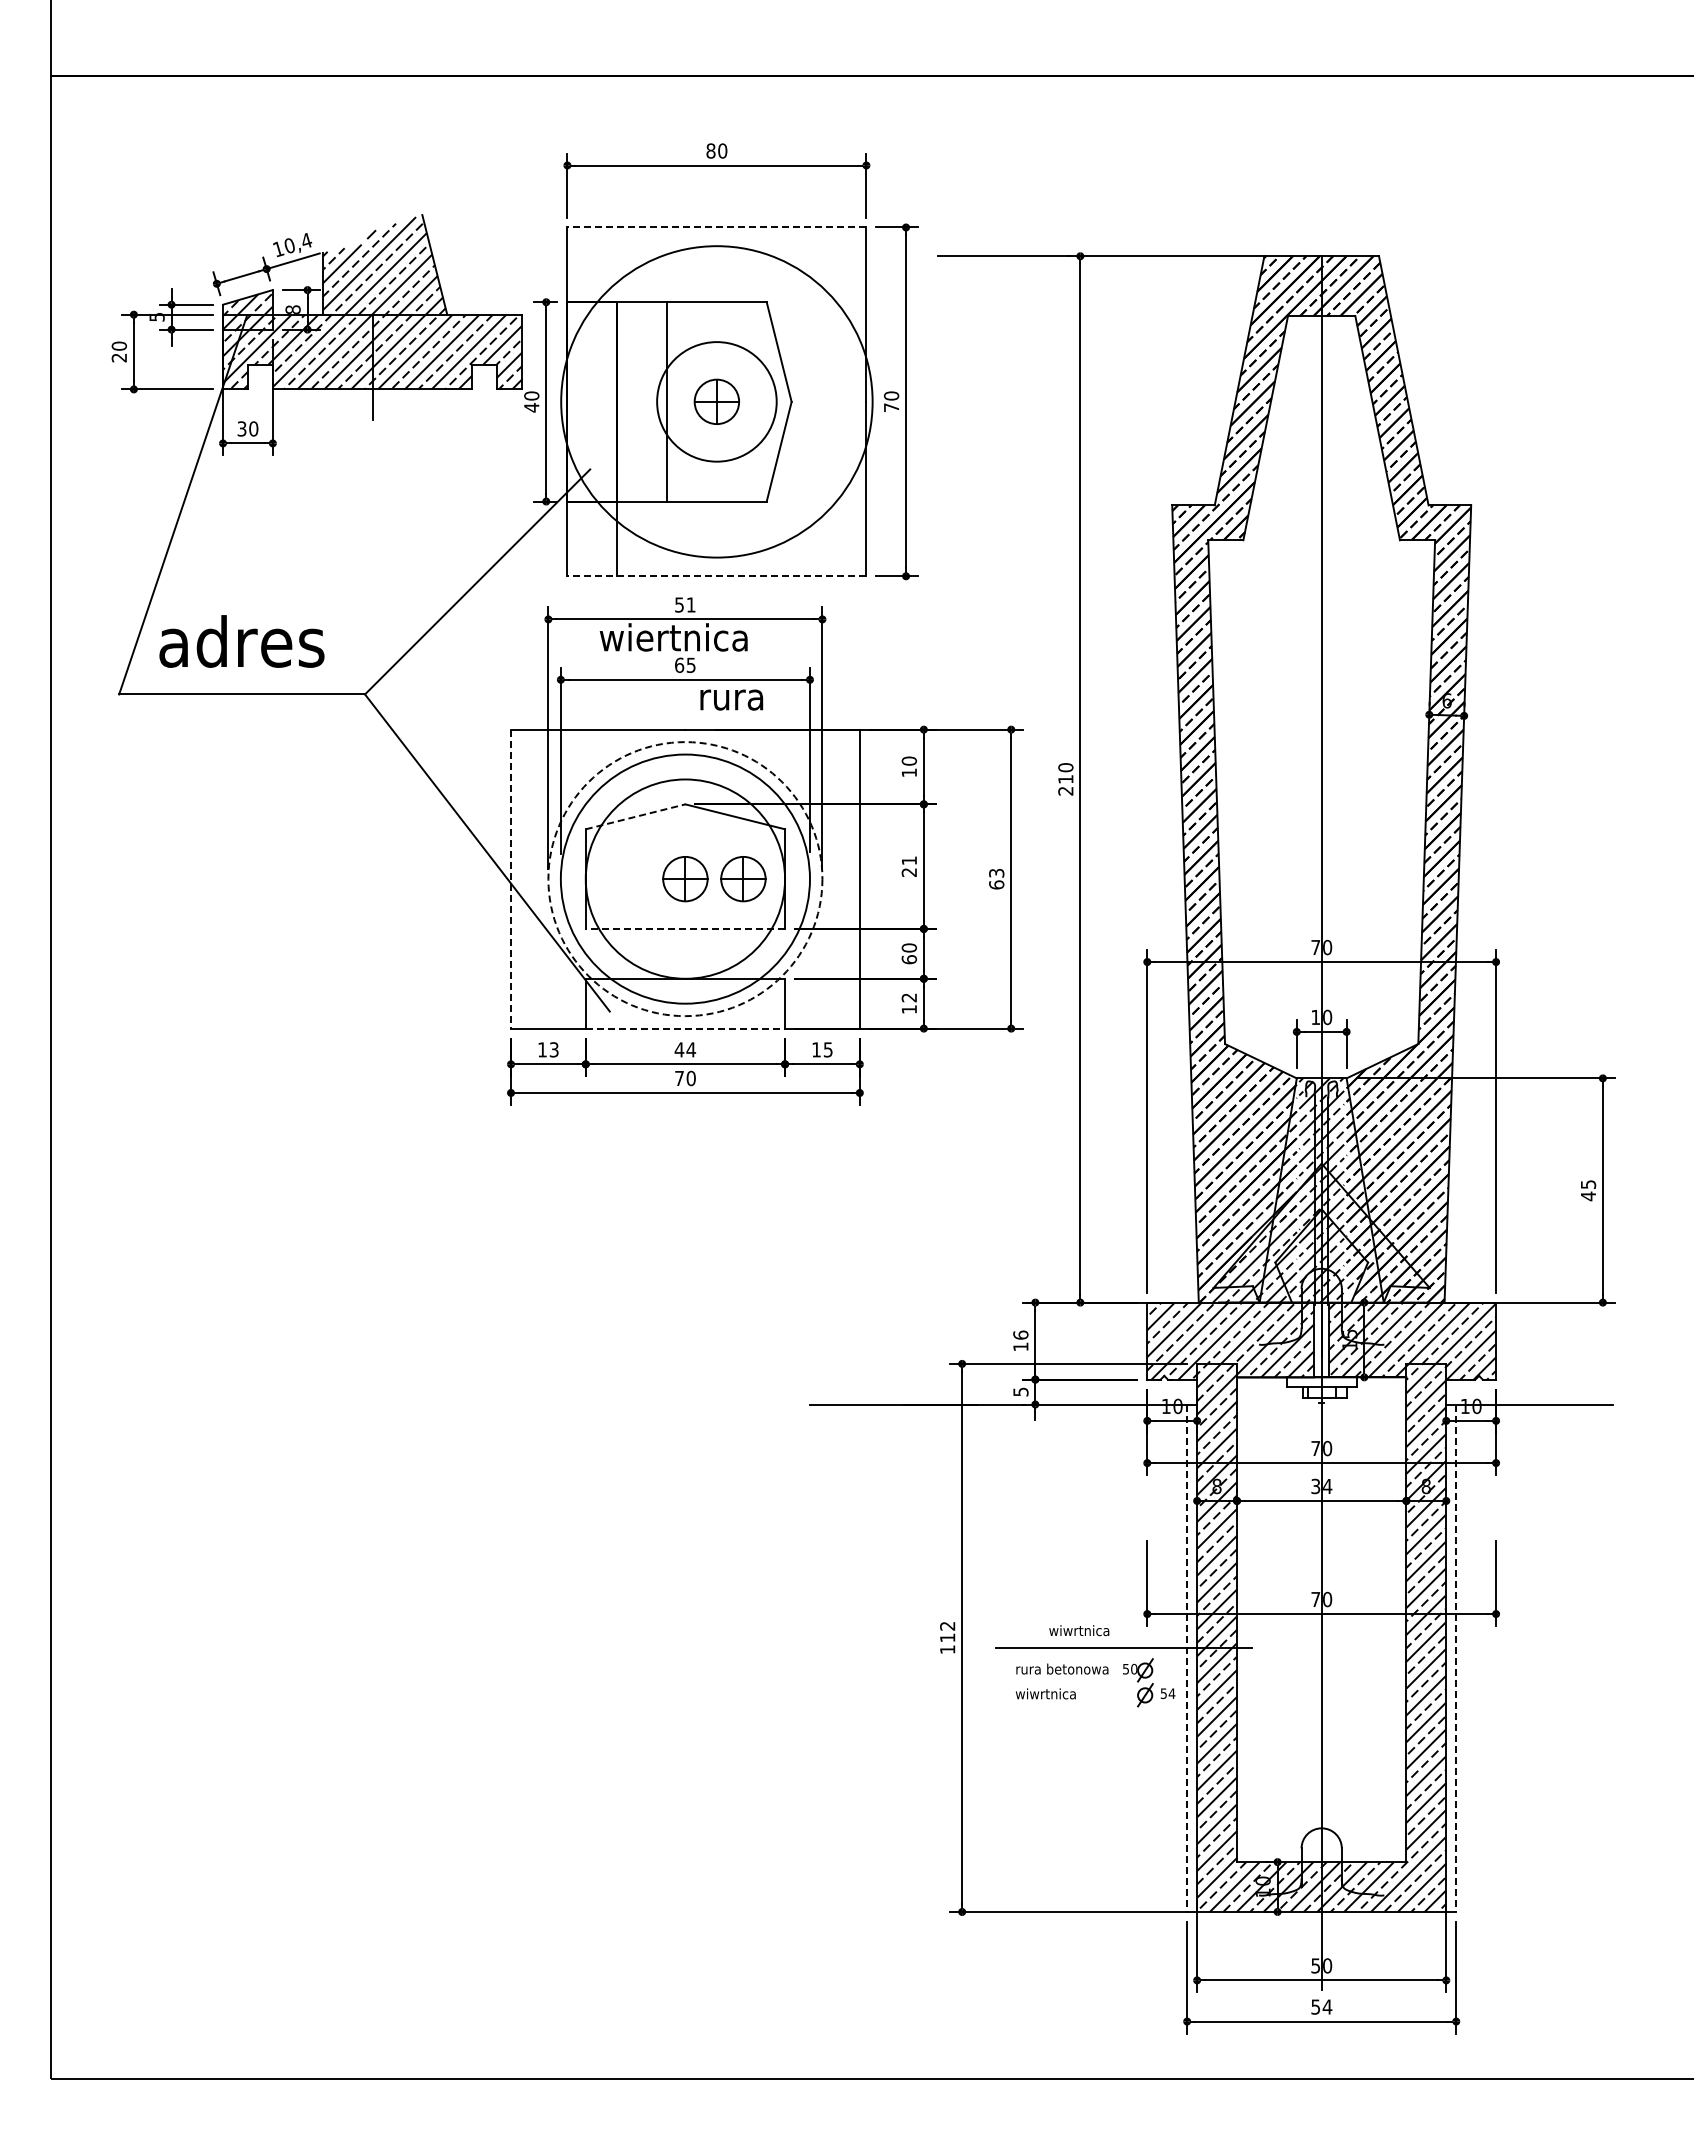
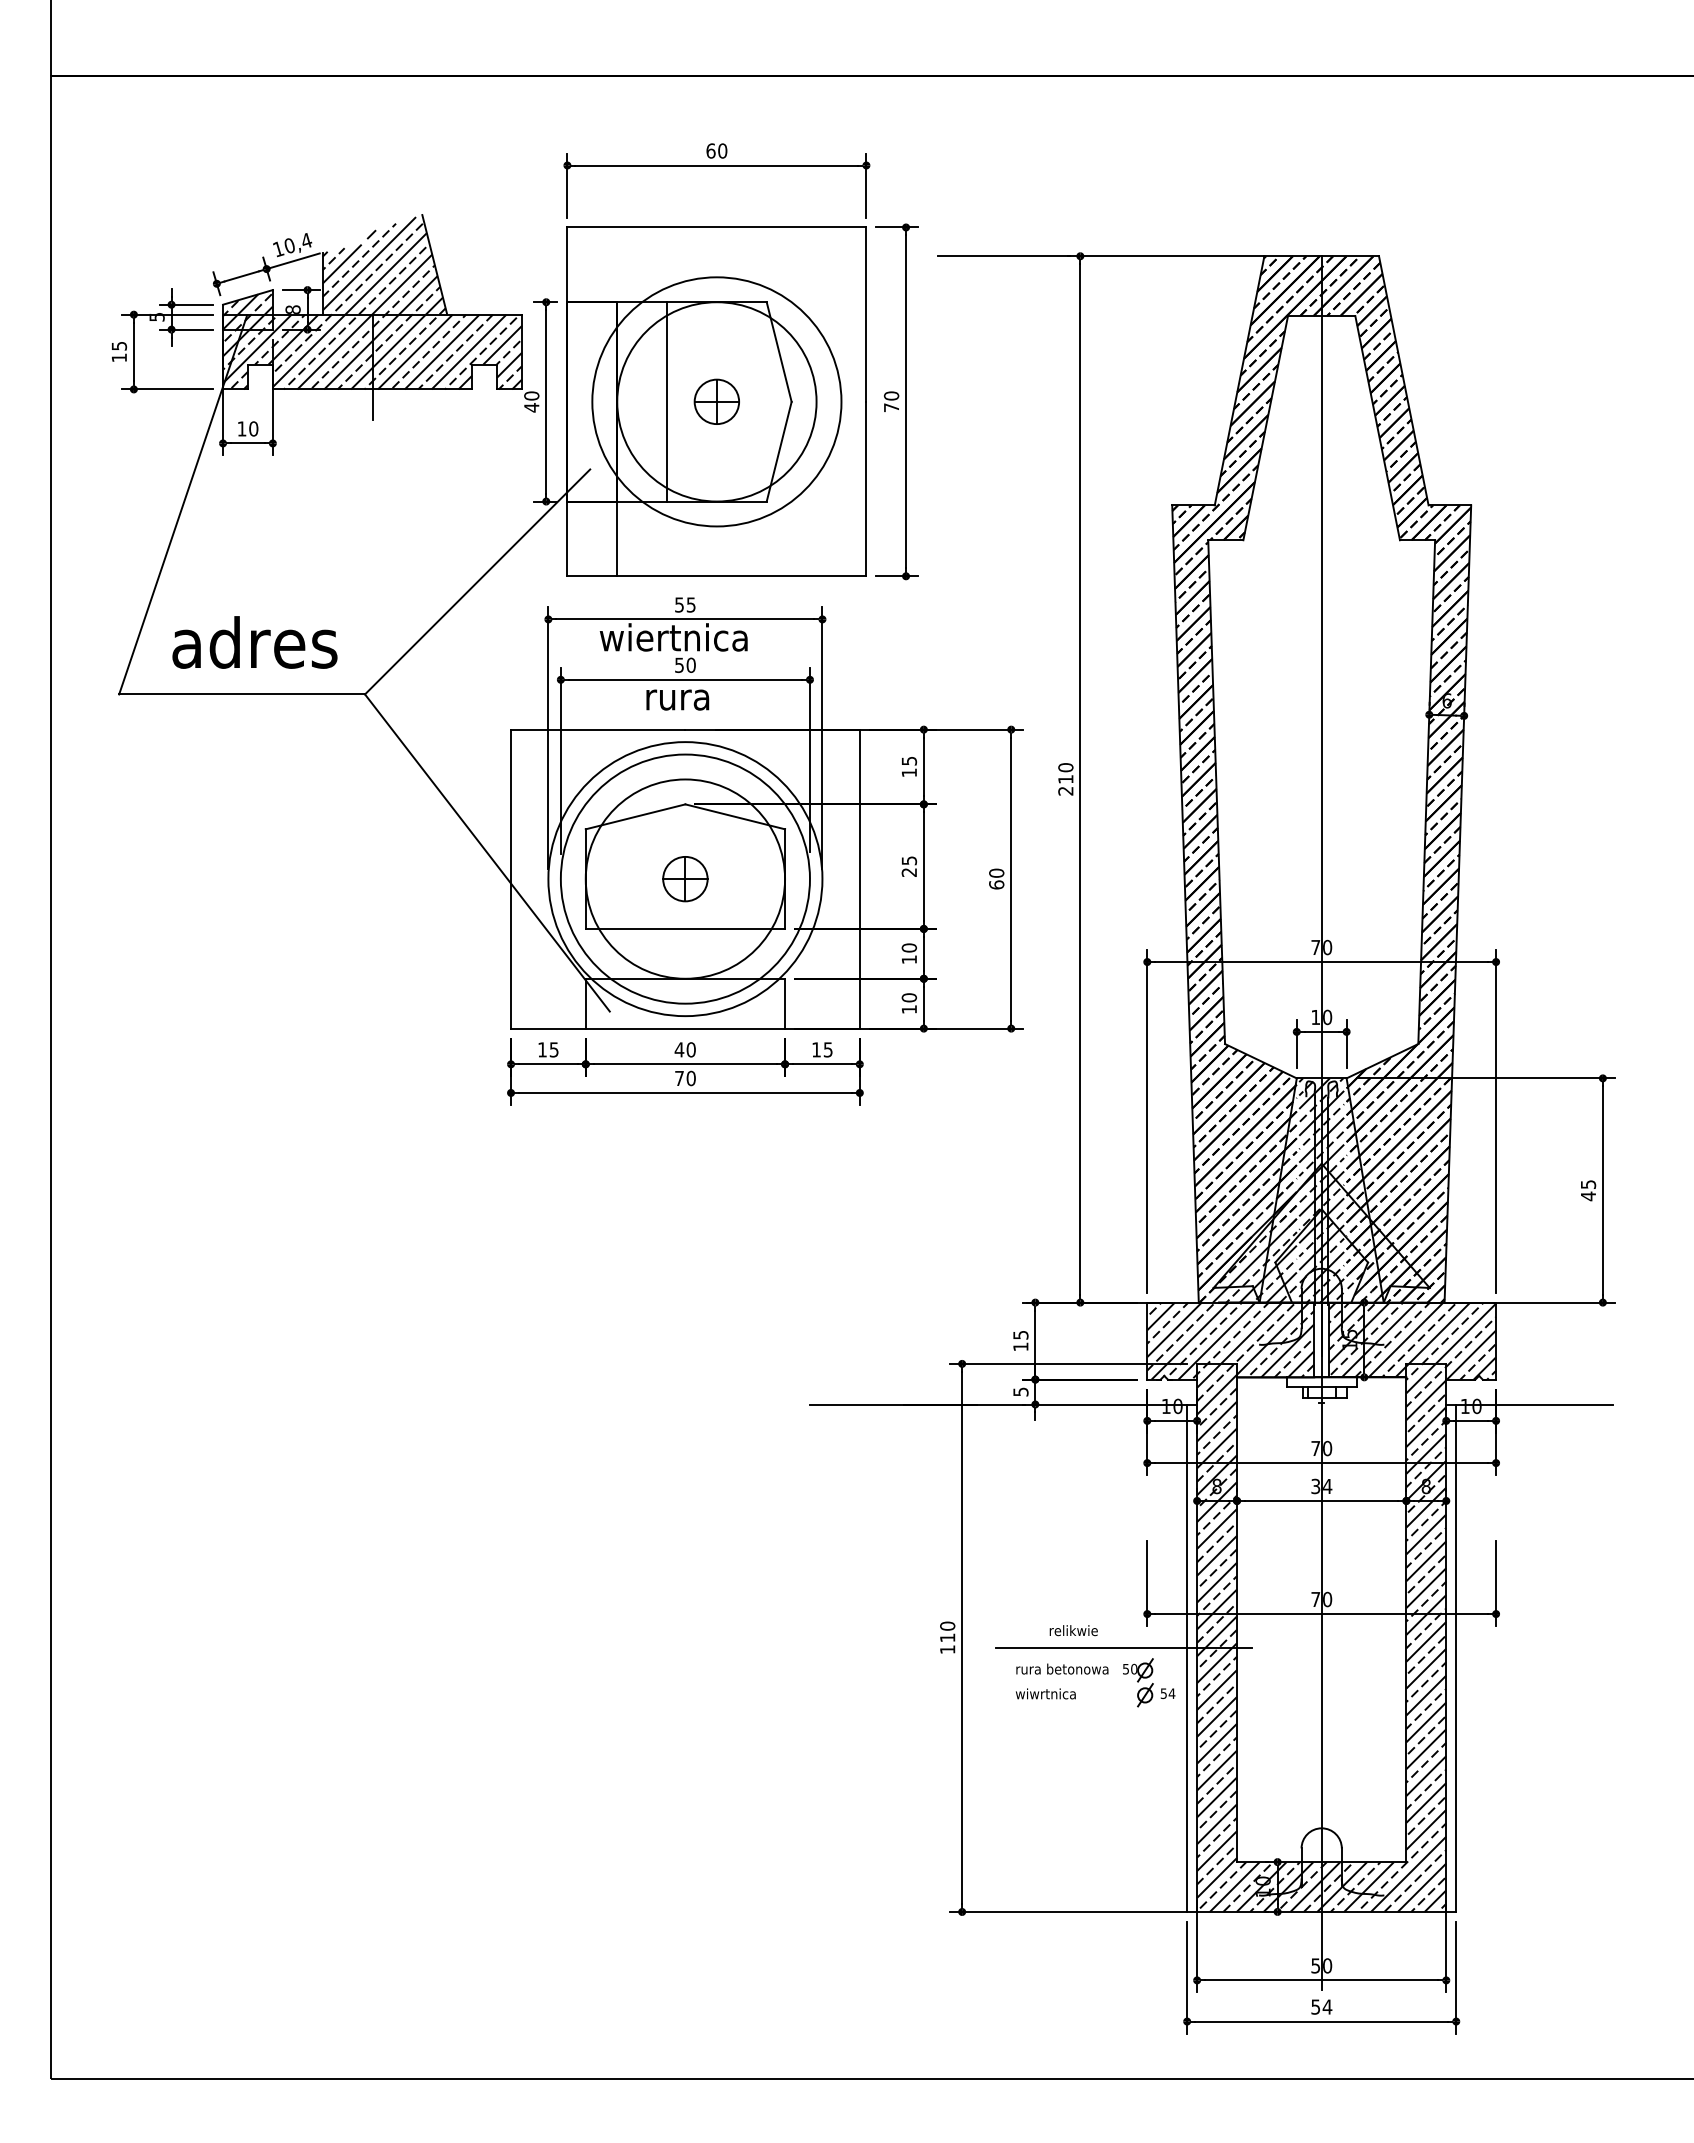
text: 80 -> 60 (710, 150)
line: dashed -> solid (716, 227)
text: 20 -> 15 (119, 351)
circle diameter: 120 px -> 199 px (716, 401)
circle diameter: 311 px -> 249 px (716, 401)
text: 30 -> 10 (241, 428)
line: dashed -> solid (716, 576)
text: 51 -> 55 (690, 604)
text position: (241, 641) -> (254, 642) (254, 642)
text: 65 -> 50 (685, 665)
text position: (731, 699) -> (677, 699) (677, 699)
text: 10 -> 15 (909, 760)
line: dashed -> solid (636, 816)
text: 21 -> 25 (909, 860)
text: 63 -> 60 (996, 872)
line: dashed -> solid (511, 879)
circle: dashed -> solid (685, 879)
part: present -> none (743, 879)
line: dashed -> solid (685, 928)
text: 60 -> 10 (909, 959)
text: 12 -> 10 (909, 997)
line: dashed -> solid (685, 1028)
text: 13 -> 15 (554, 1049)
text: 44 -> 40 (691, 1049)
text: 16 -> 15 (1020, 1334)
text: 112 -> 110 (947, 1625)
text: wiwrtnica -> relikwie (1079, 1630)
line: dashed -> solid (1187, 1658)
line: dashed -> solid (1456, 1658)
